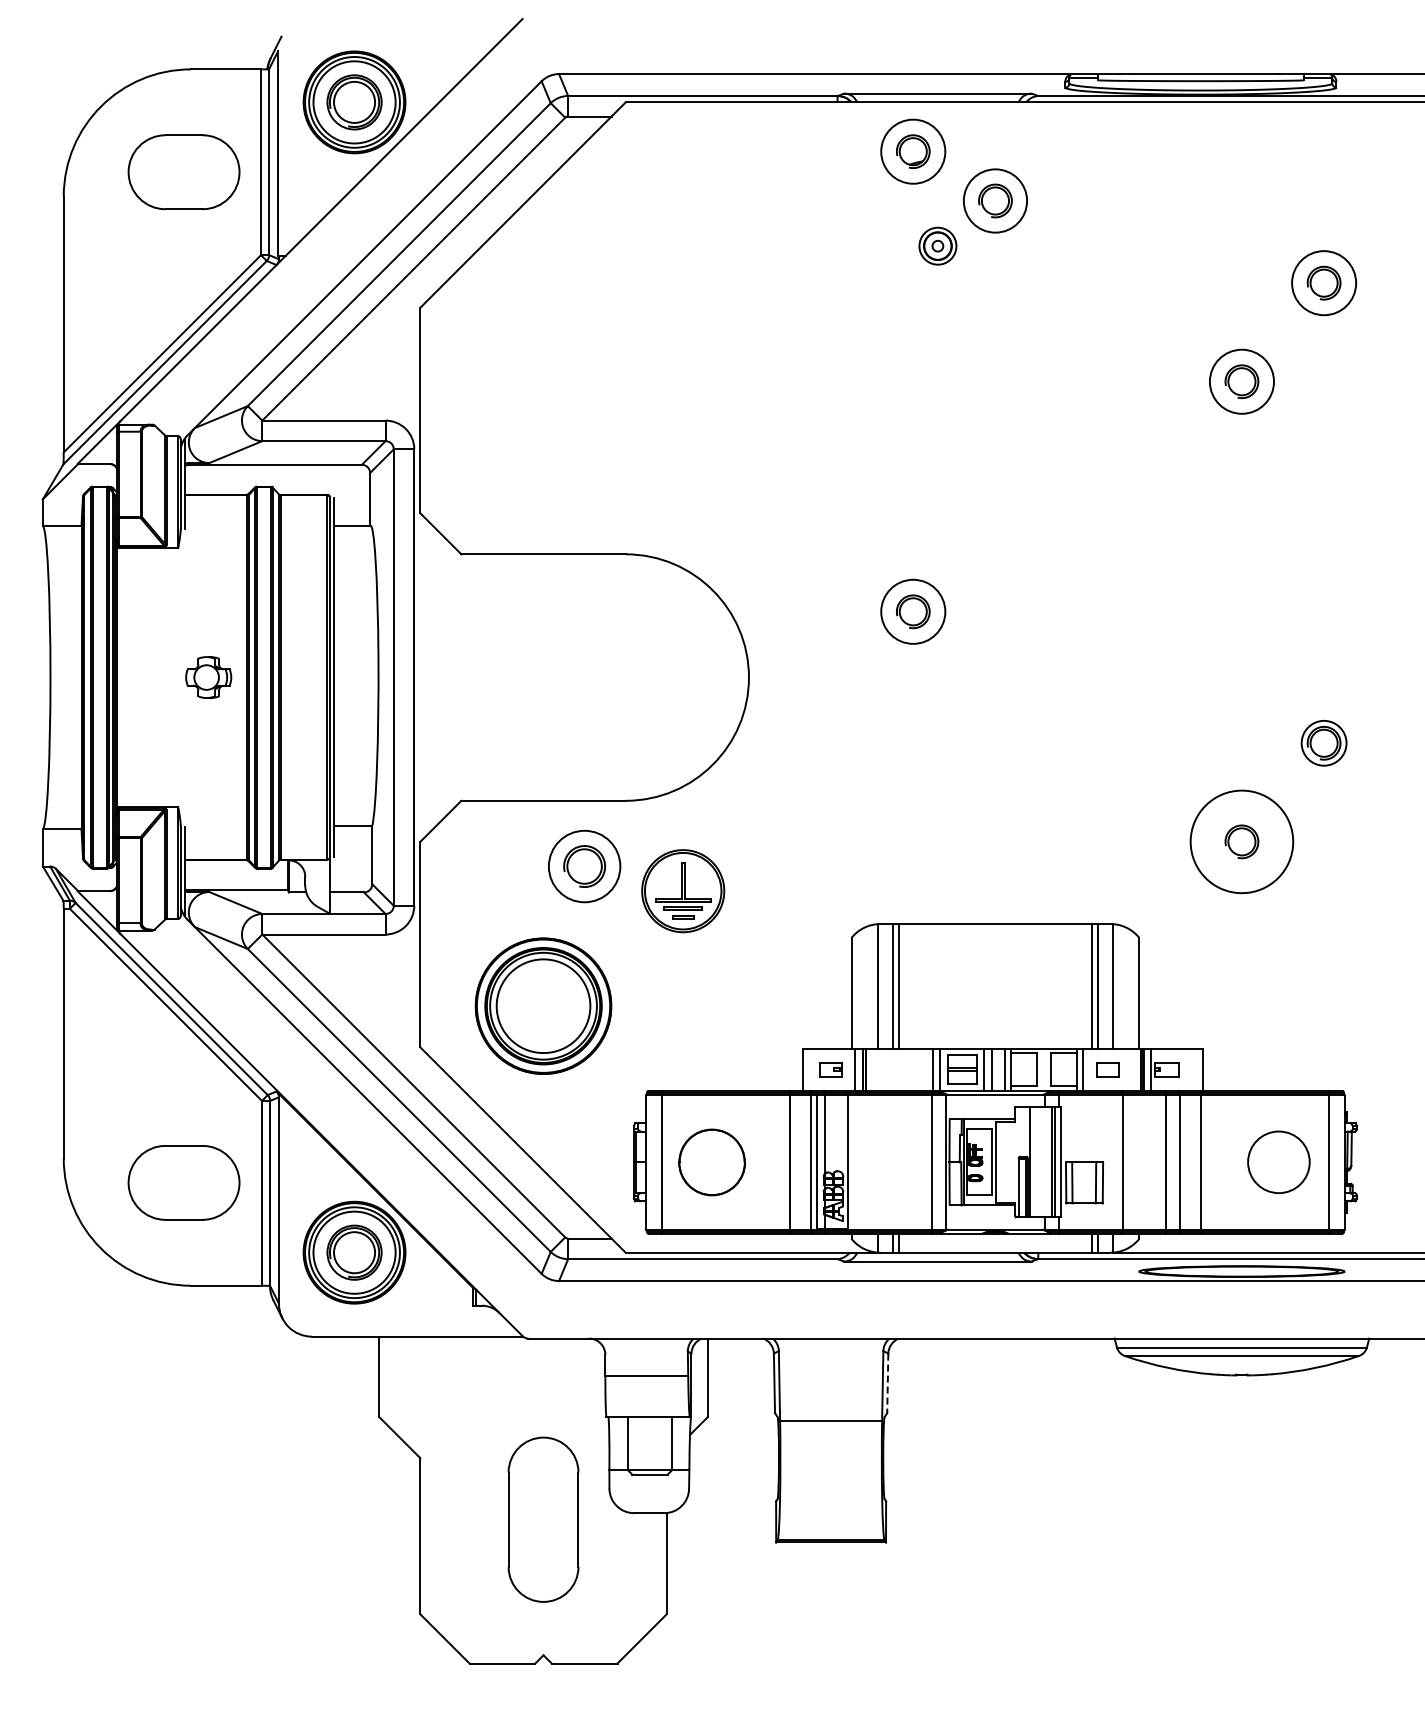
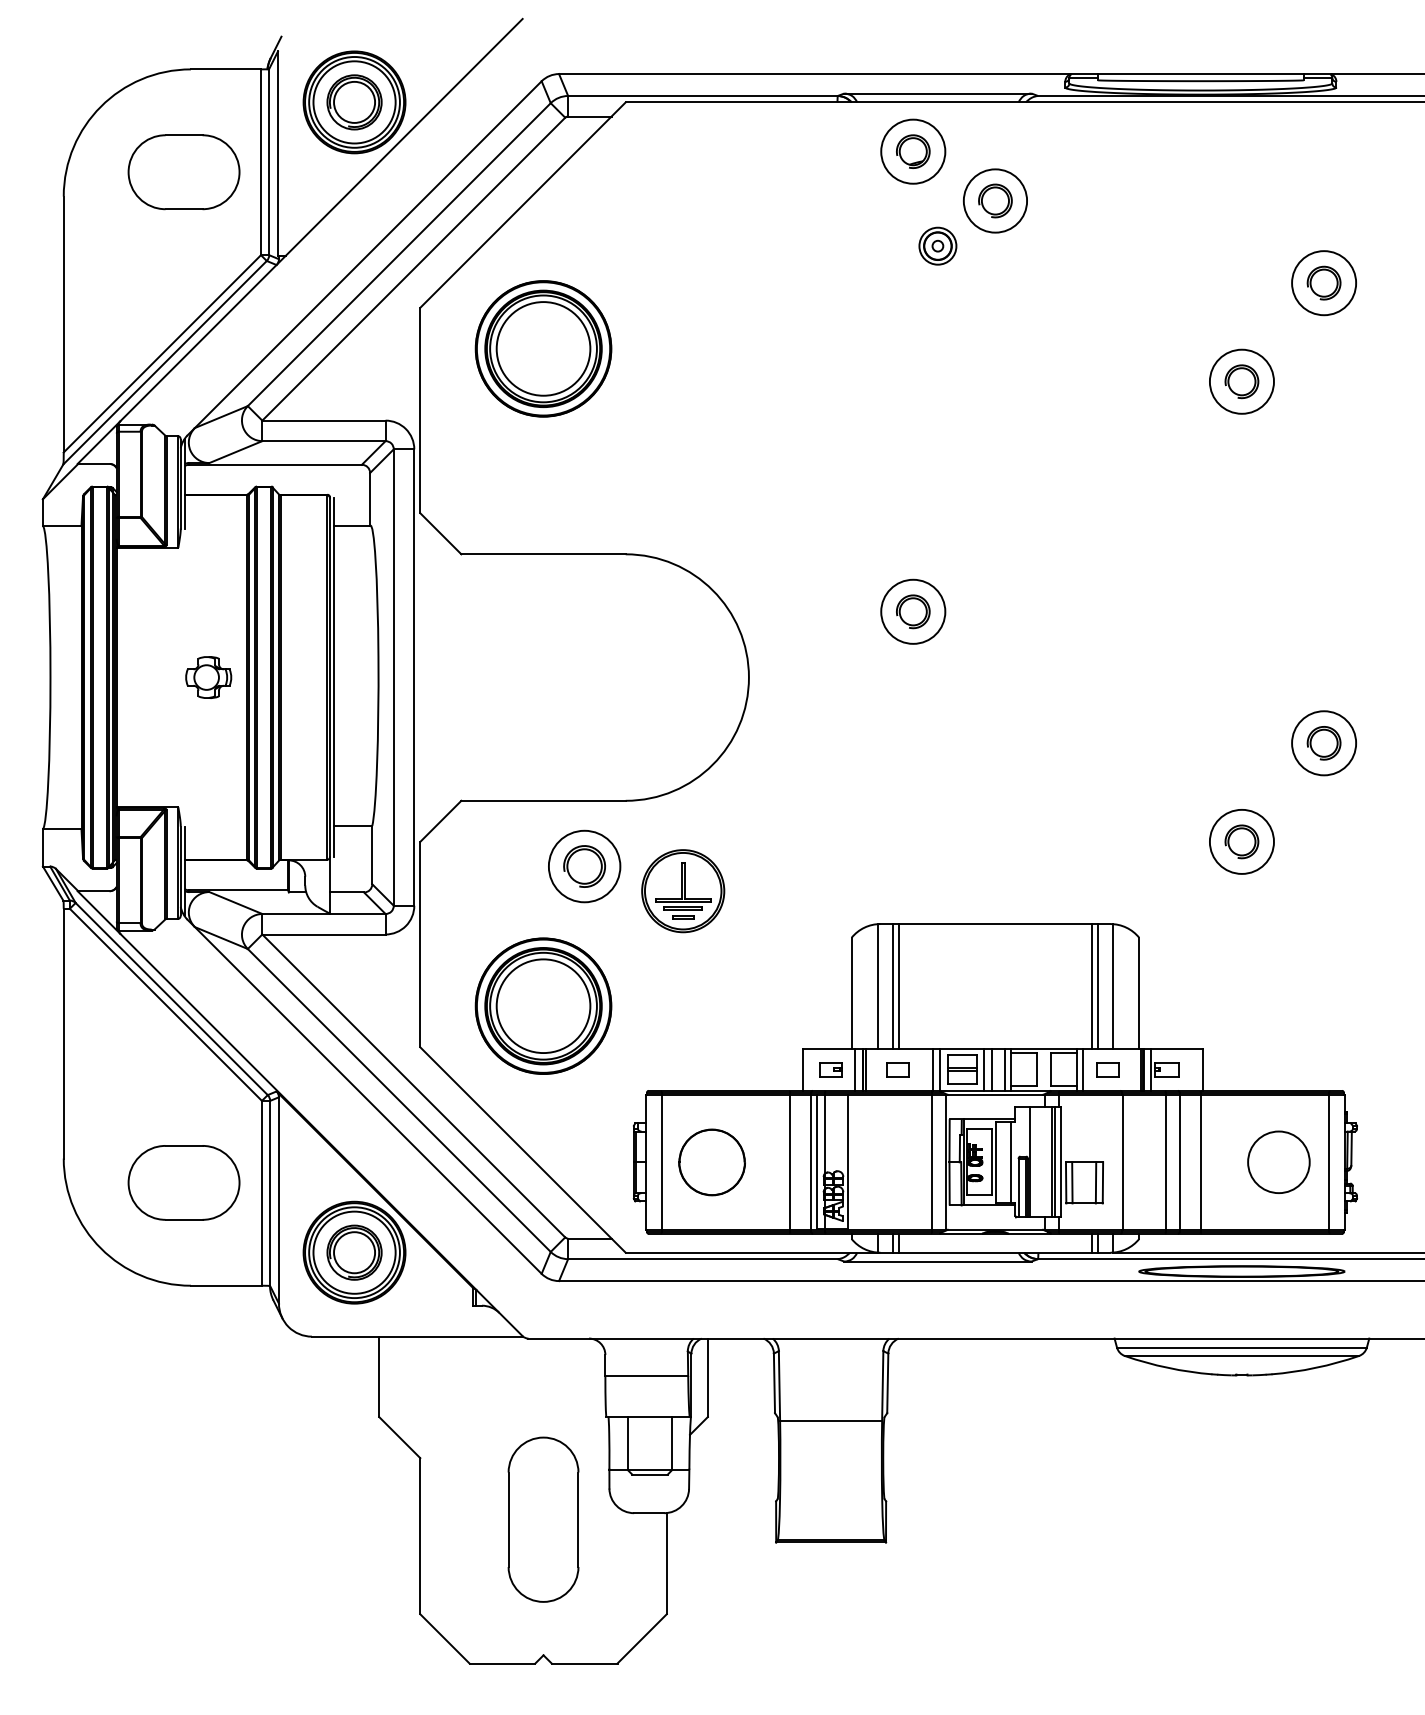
part: none -> present (543, 348)
circle diameter: 45 px -> 64 px (1324, 743)
circle diameter: 103 px -> 64 px (1241, 841)
part: none -> present (897, 1069)
line: none -> present (1010, 1162)
line: dashed -> solid (887, 1383)
